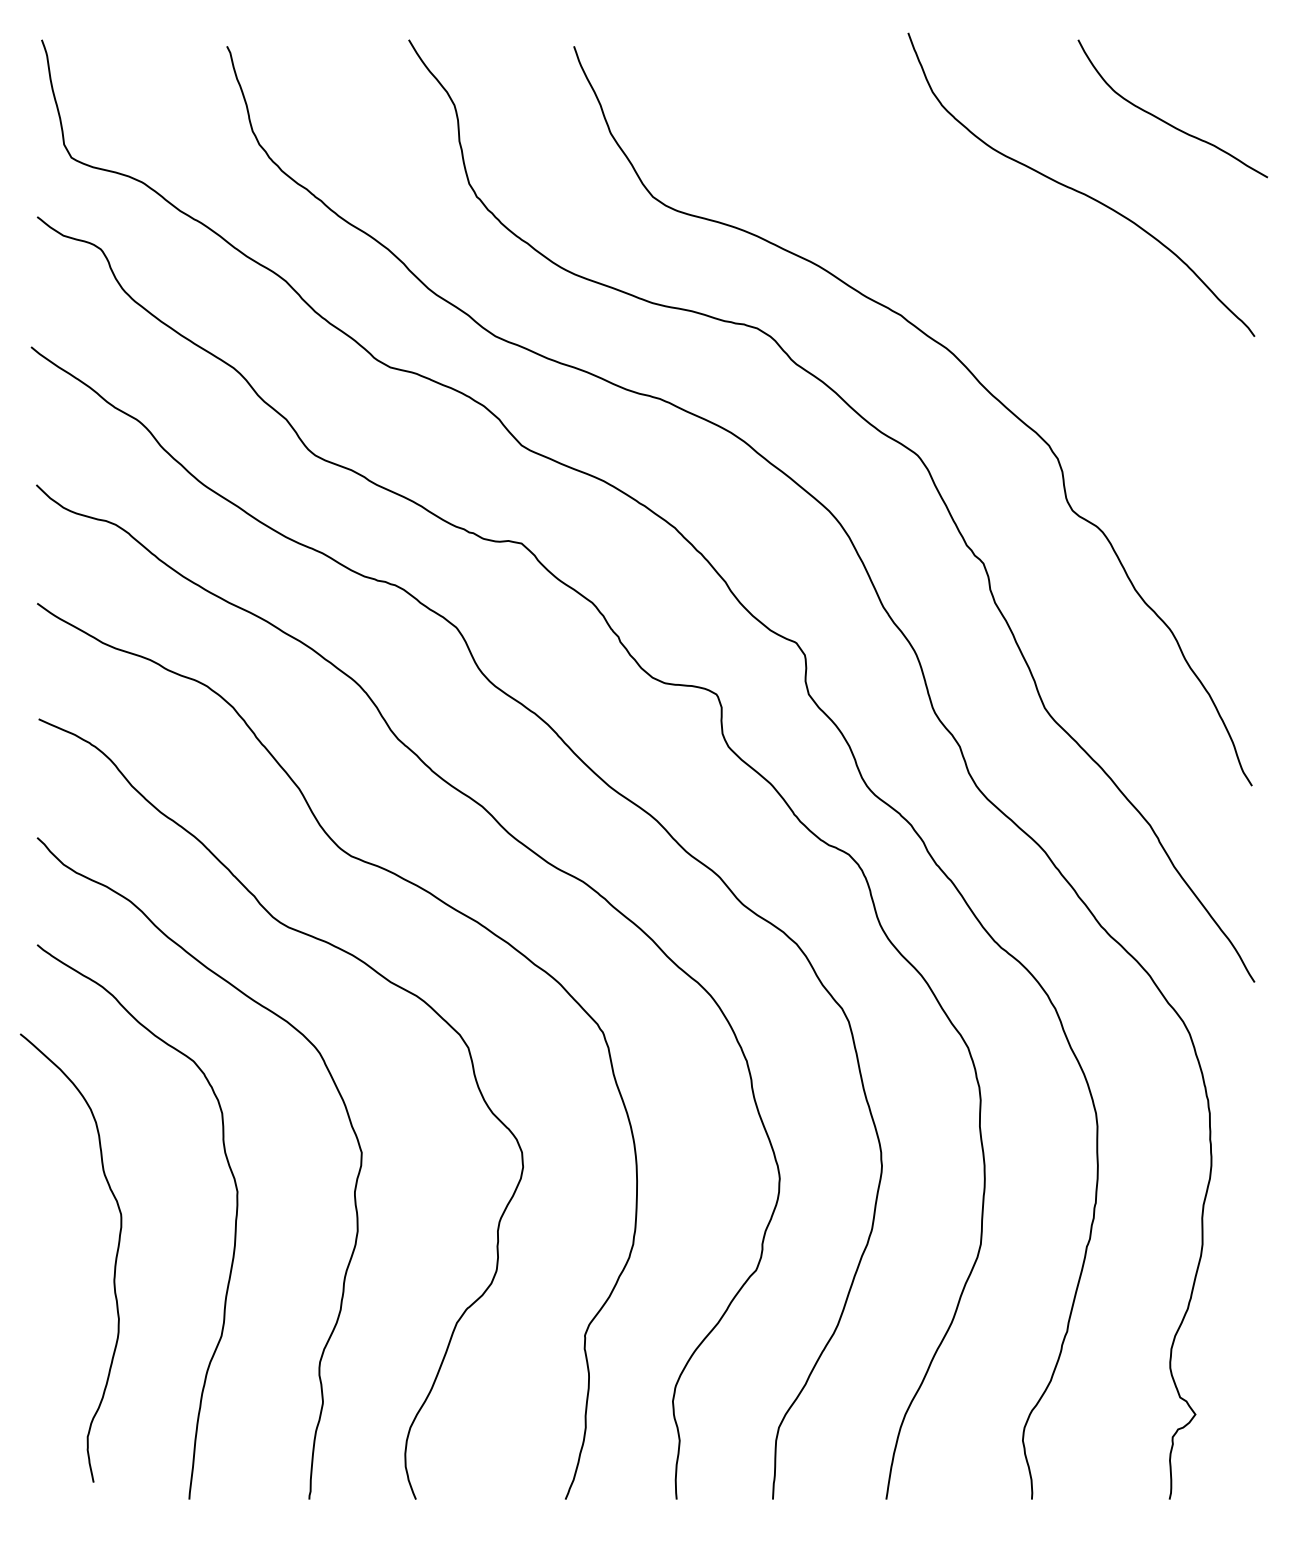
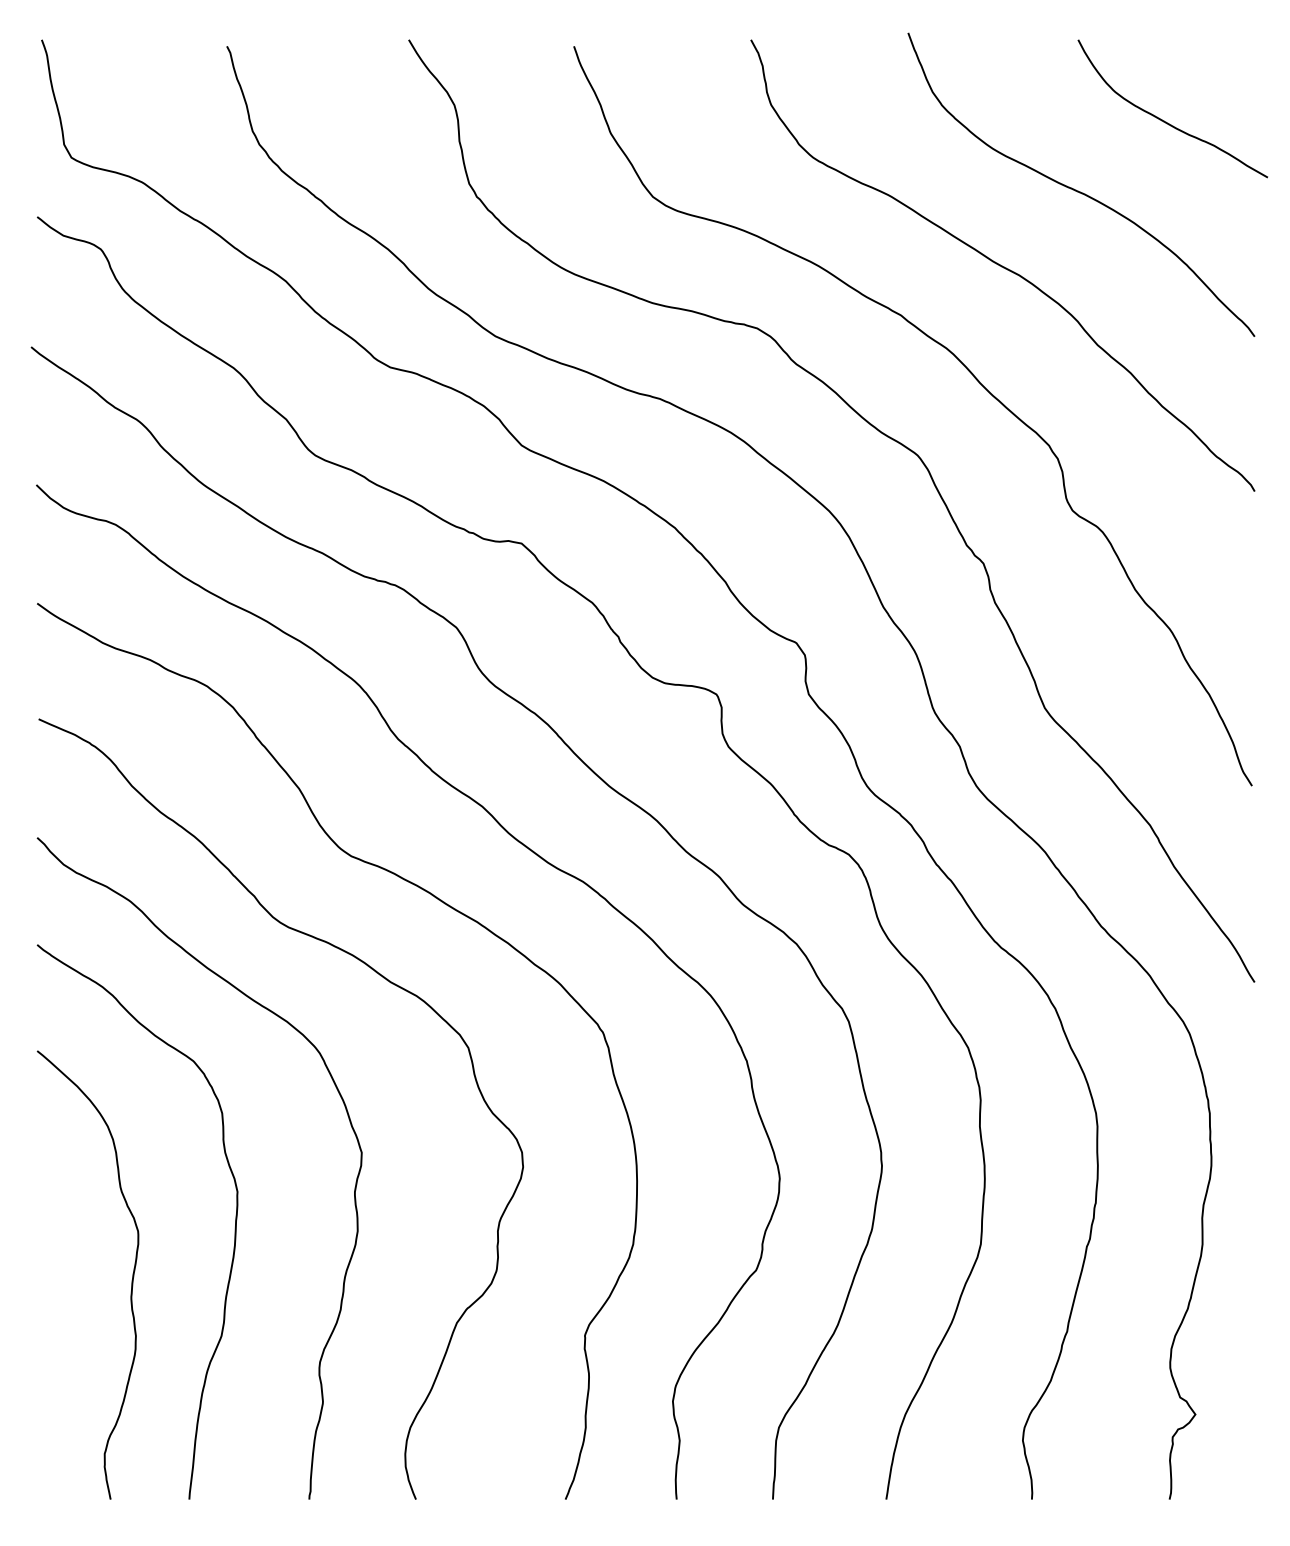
curve: none -> present (1002, 265)
curve position: (114, 1263) -> (131, 1280) (131, 1280)
